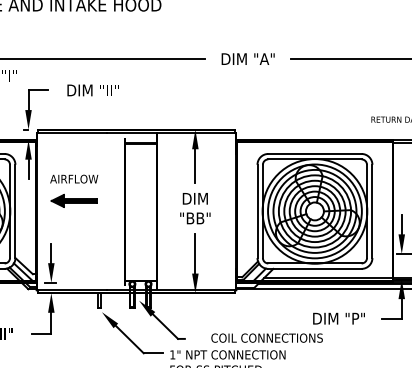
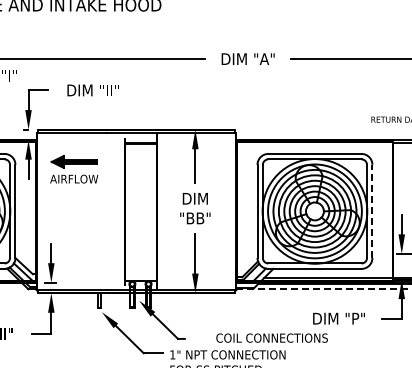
part position: (73, 200) -> (73, 161) (73, 161)
line: solid -> dashed (372, 211)
line: solid -> dashed (323, 289)
text position: (266, 337) -> (271, 337) (271, 337)
